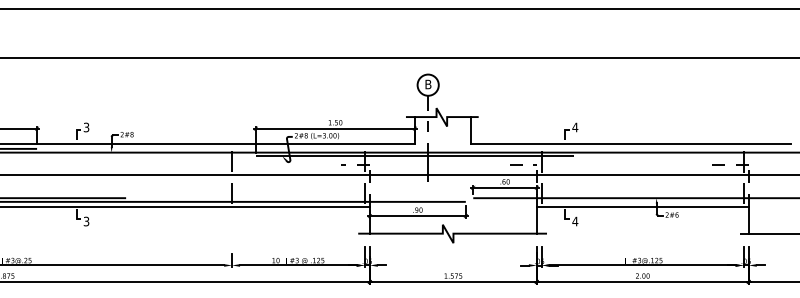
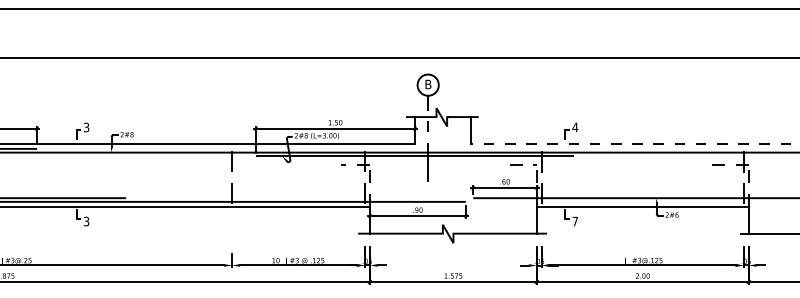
line: solid -> dashed (630, 143)
line: present -> none (399, 175)
text: 4 -> 7 (575, 221)
